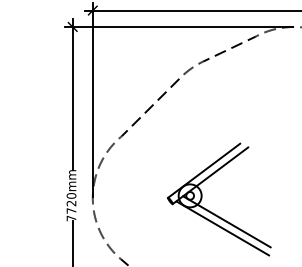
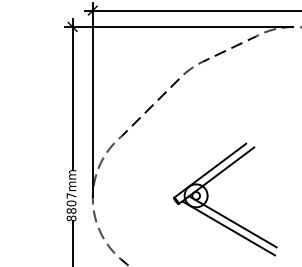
text: 7720mm -> 8807mm (71, 207)
part position: (213, 212) -> (219, 212) (219, 212)
